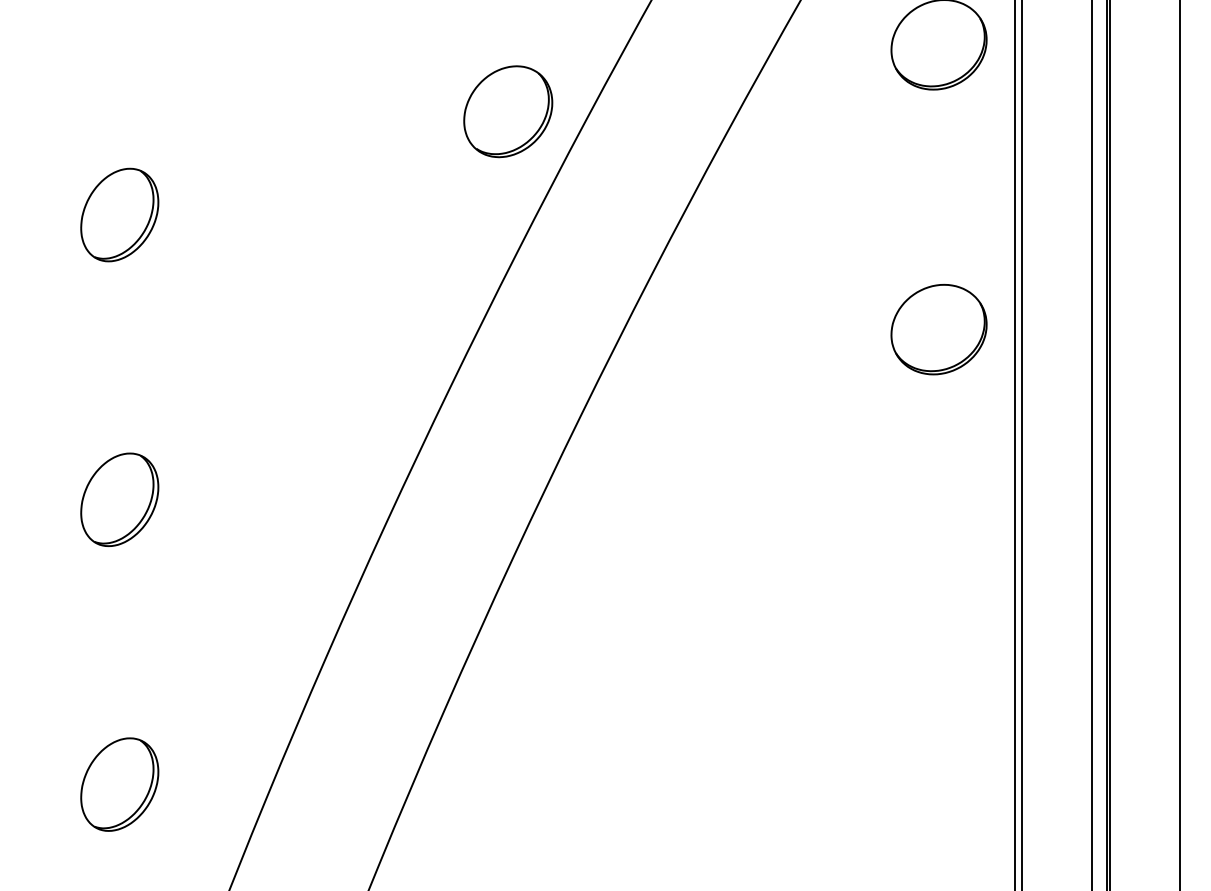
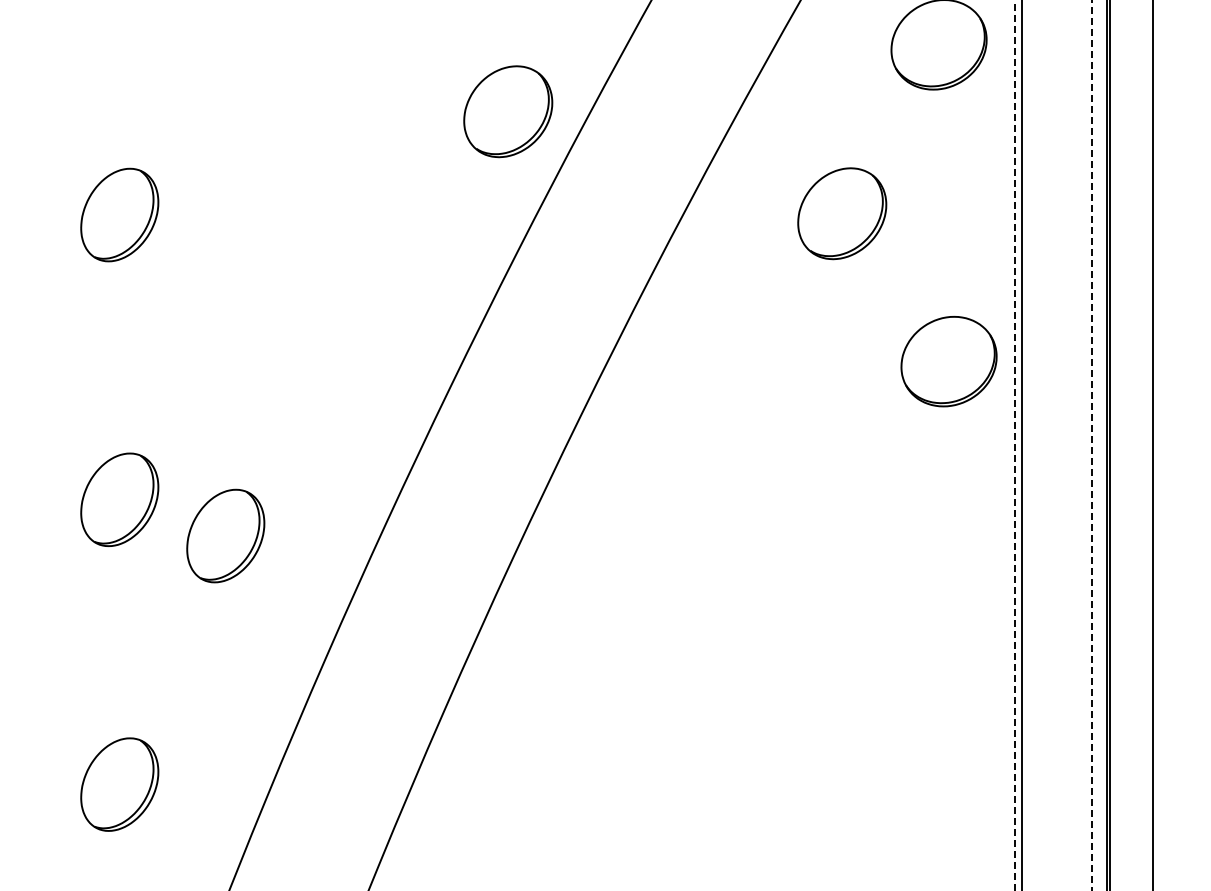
part: none -> present (842, 213)
part position: (938, 329) -> (948, 361) (948, 361)
line position: (1180, 444) -> (1153, 444) (1153, 444)
line: solid -> dashed (1015, 445)
line: solid -> dashed (1092, 445)
part: none -> present (225, 535)
